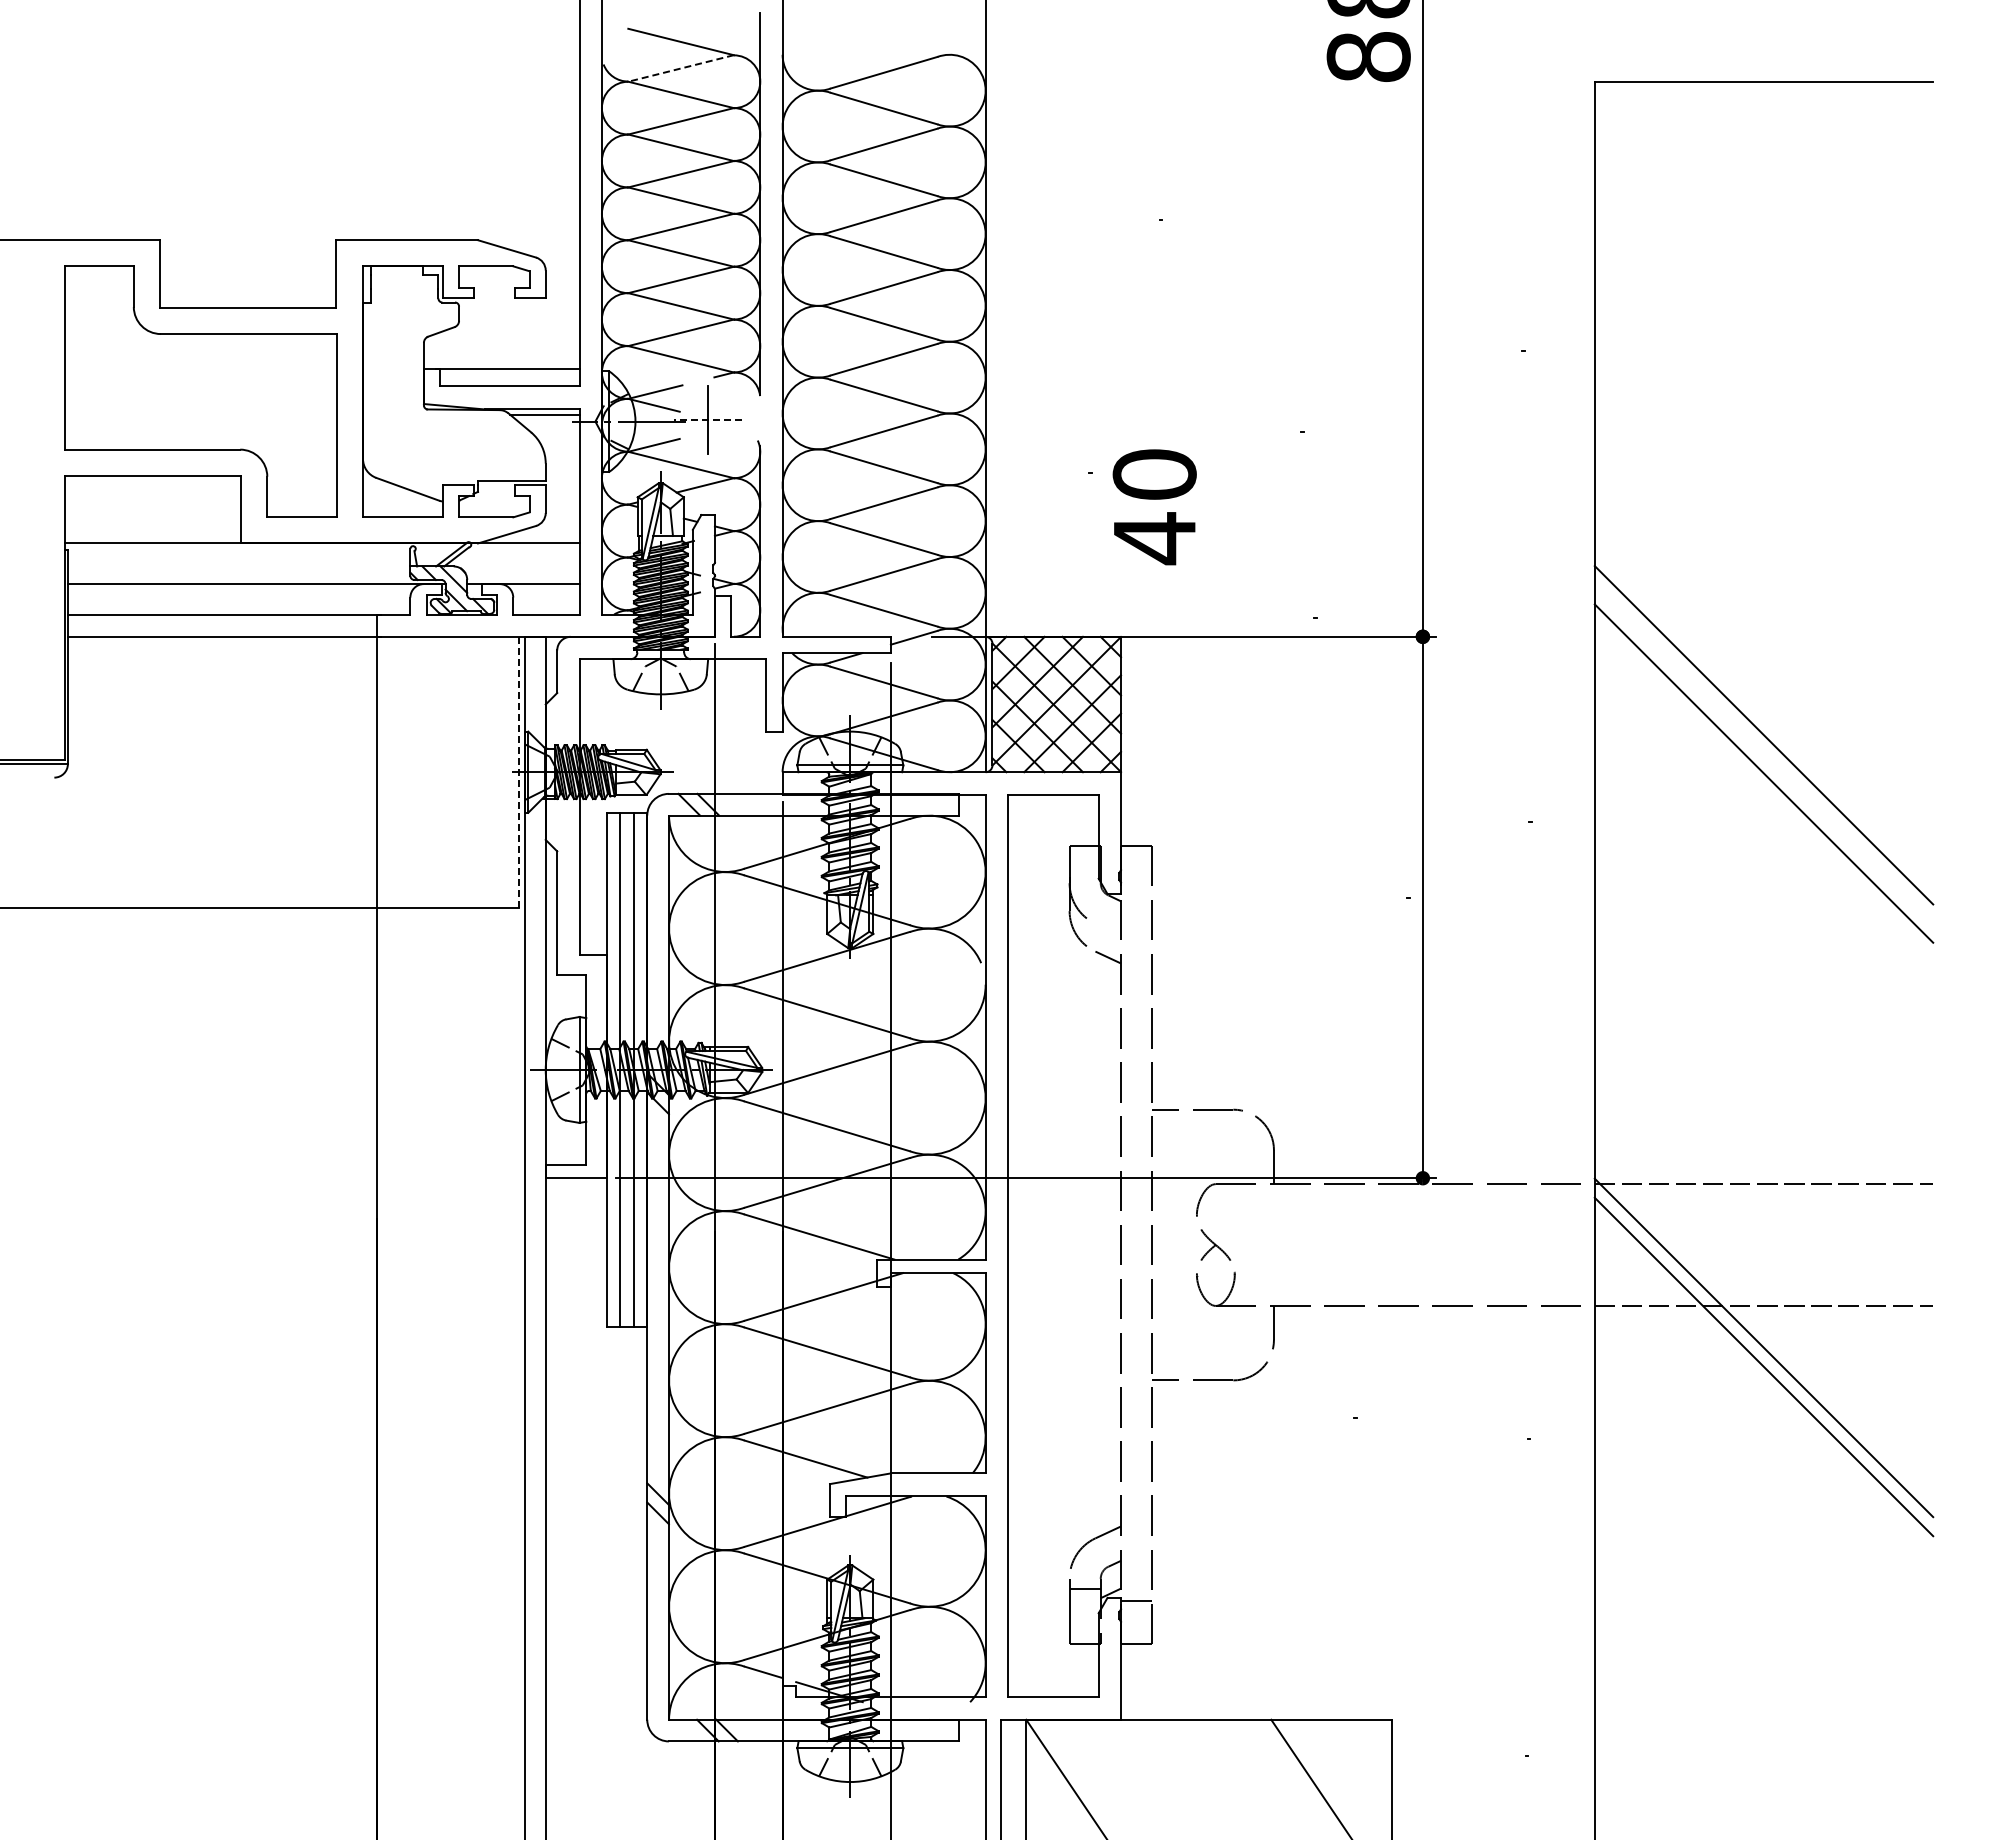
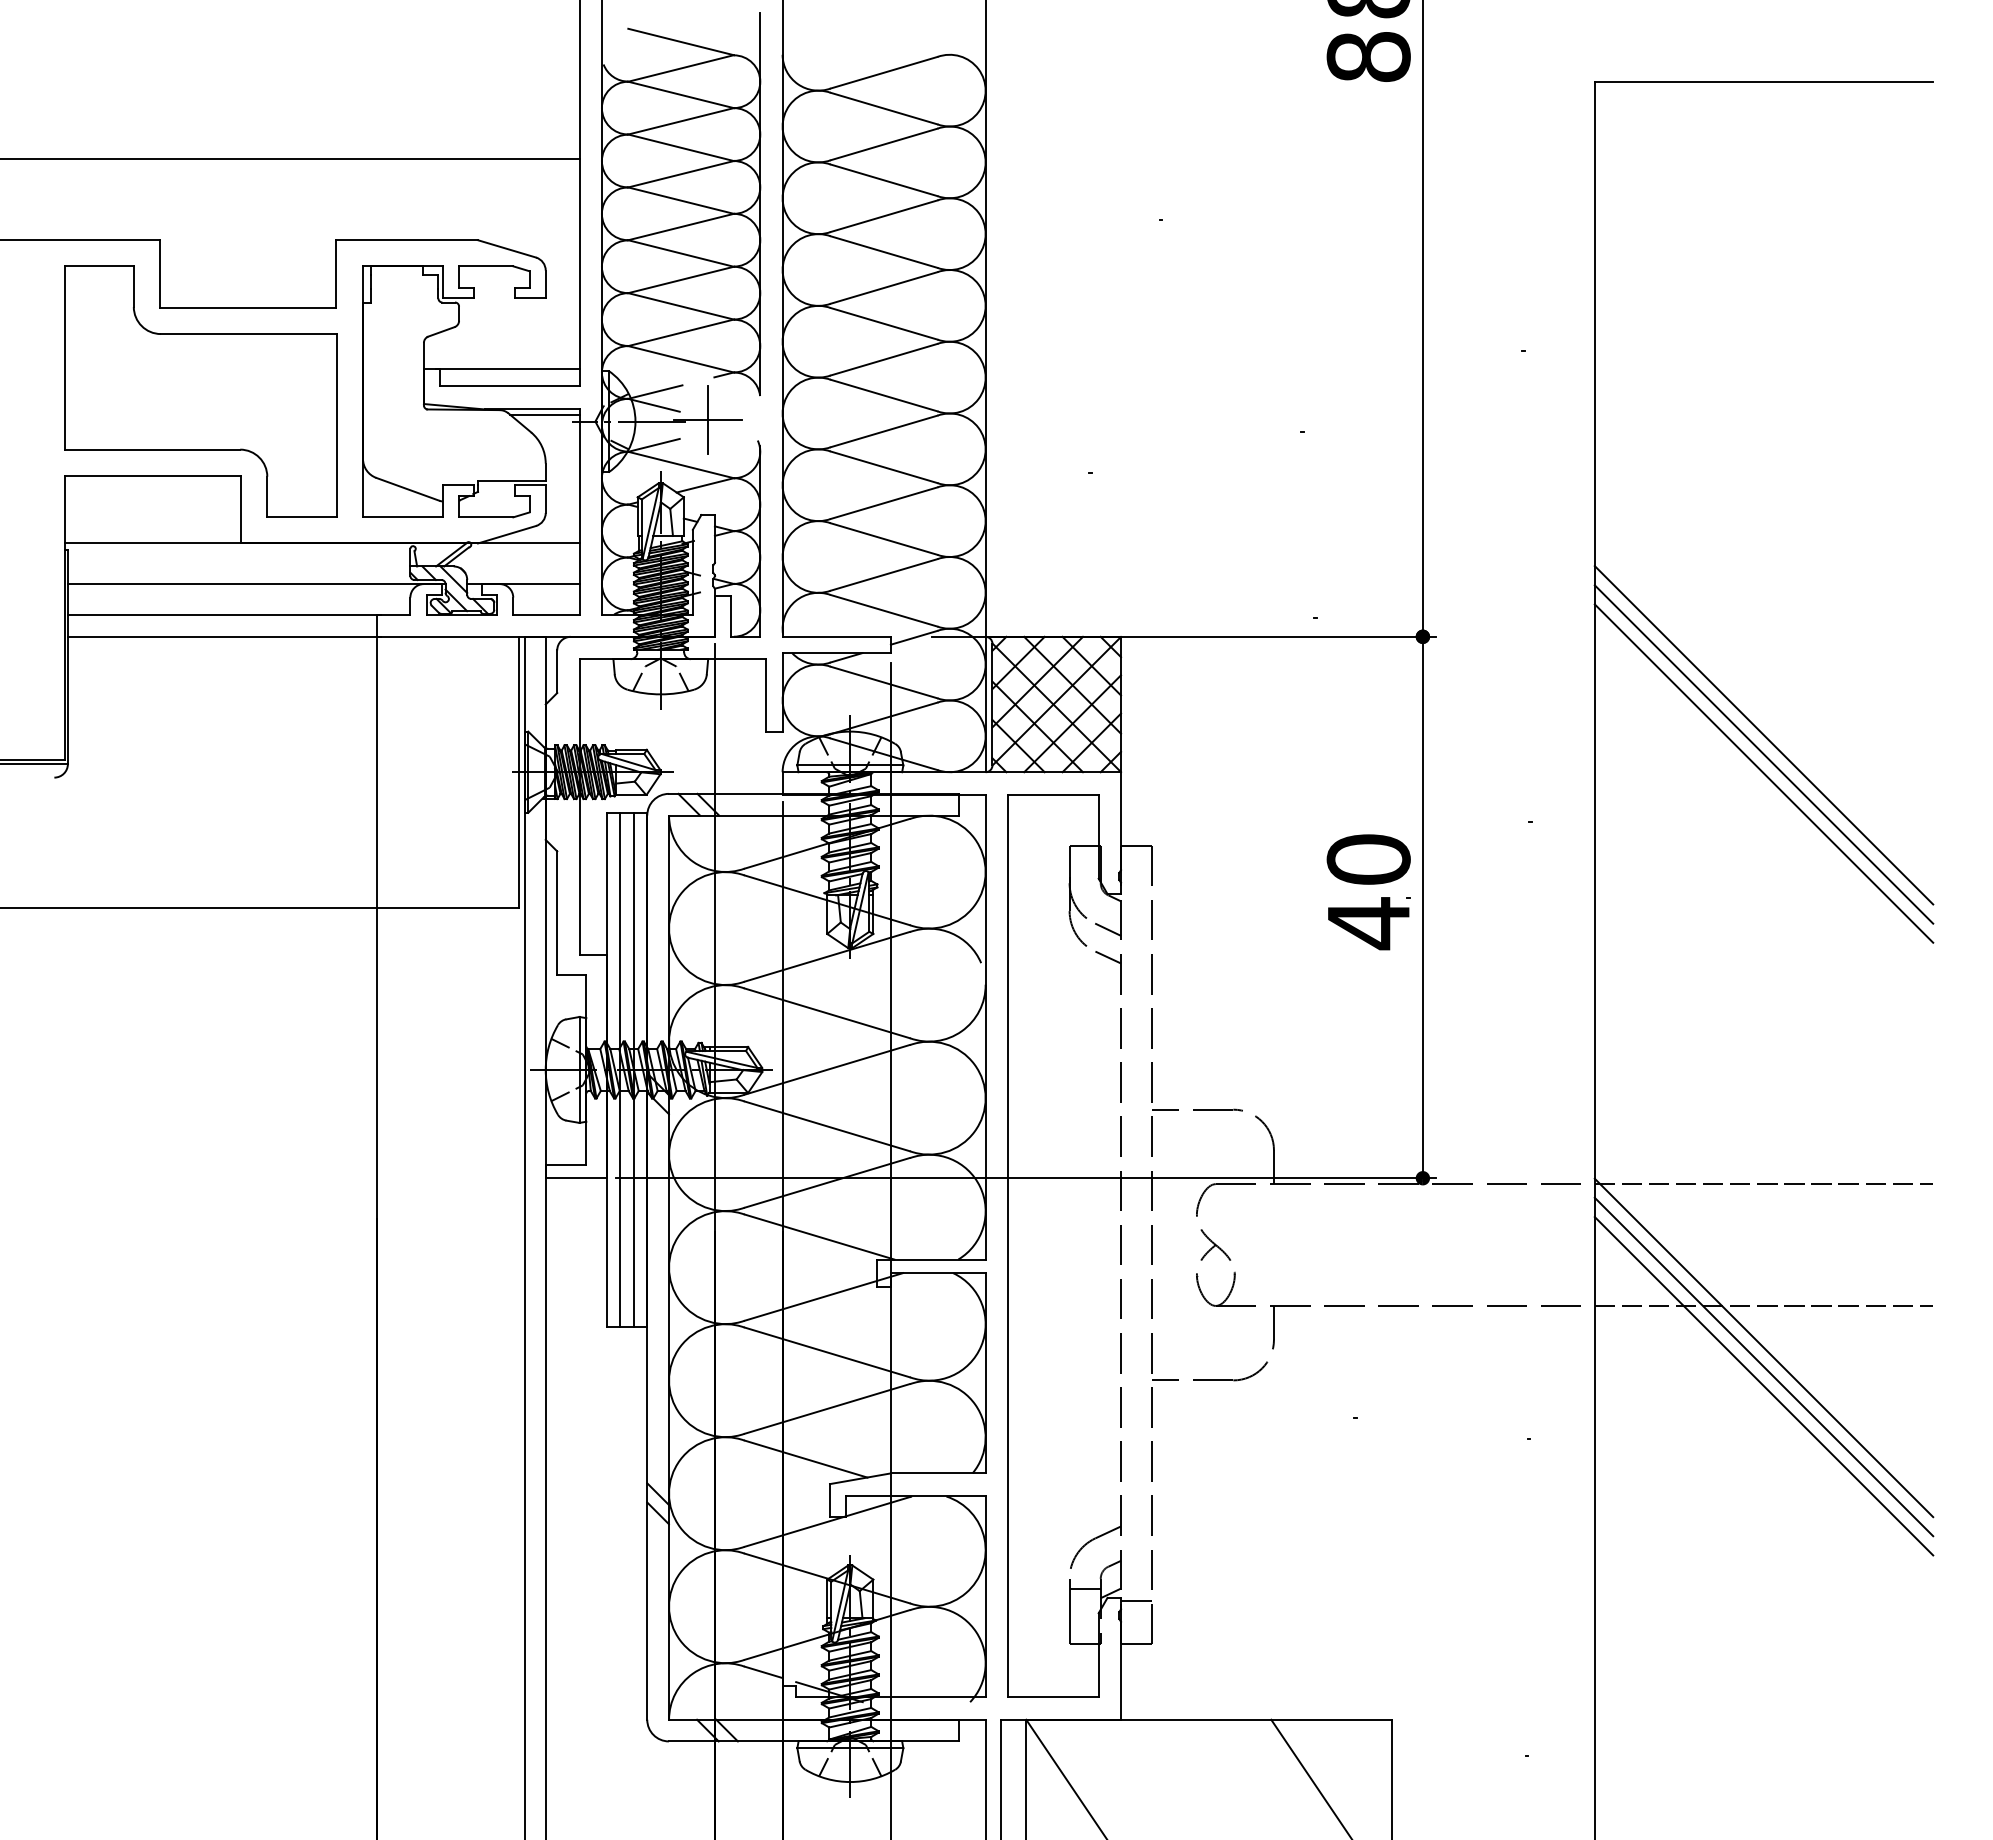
line: dashed -> solid (680, 68)
line: none -> present (290, 159)
line: dashed -> solid (708, 420)
text position: (1154, 507) -> (1368, 892) (1368, 892)
line: none -> present (1763, 754)
line: dashed -> solid (518, 772)
line: none -> present (1108, 929)
line: none -> present (1763, 1386)
